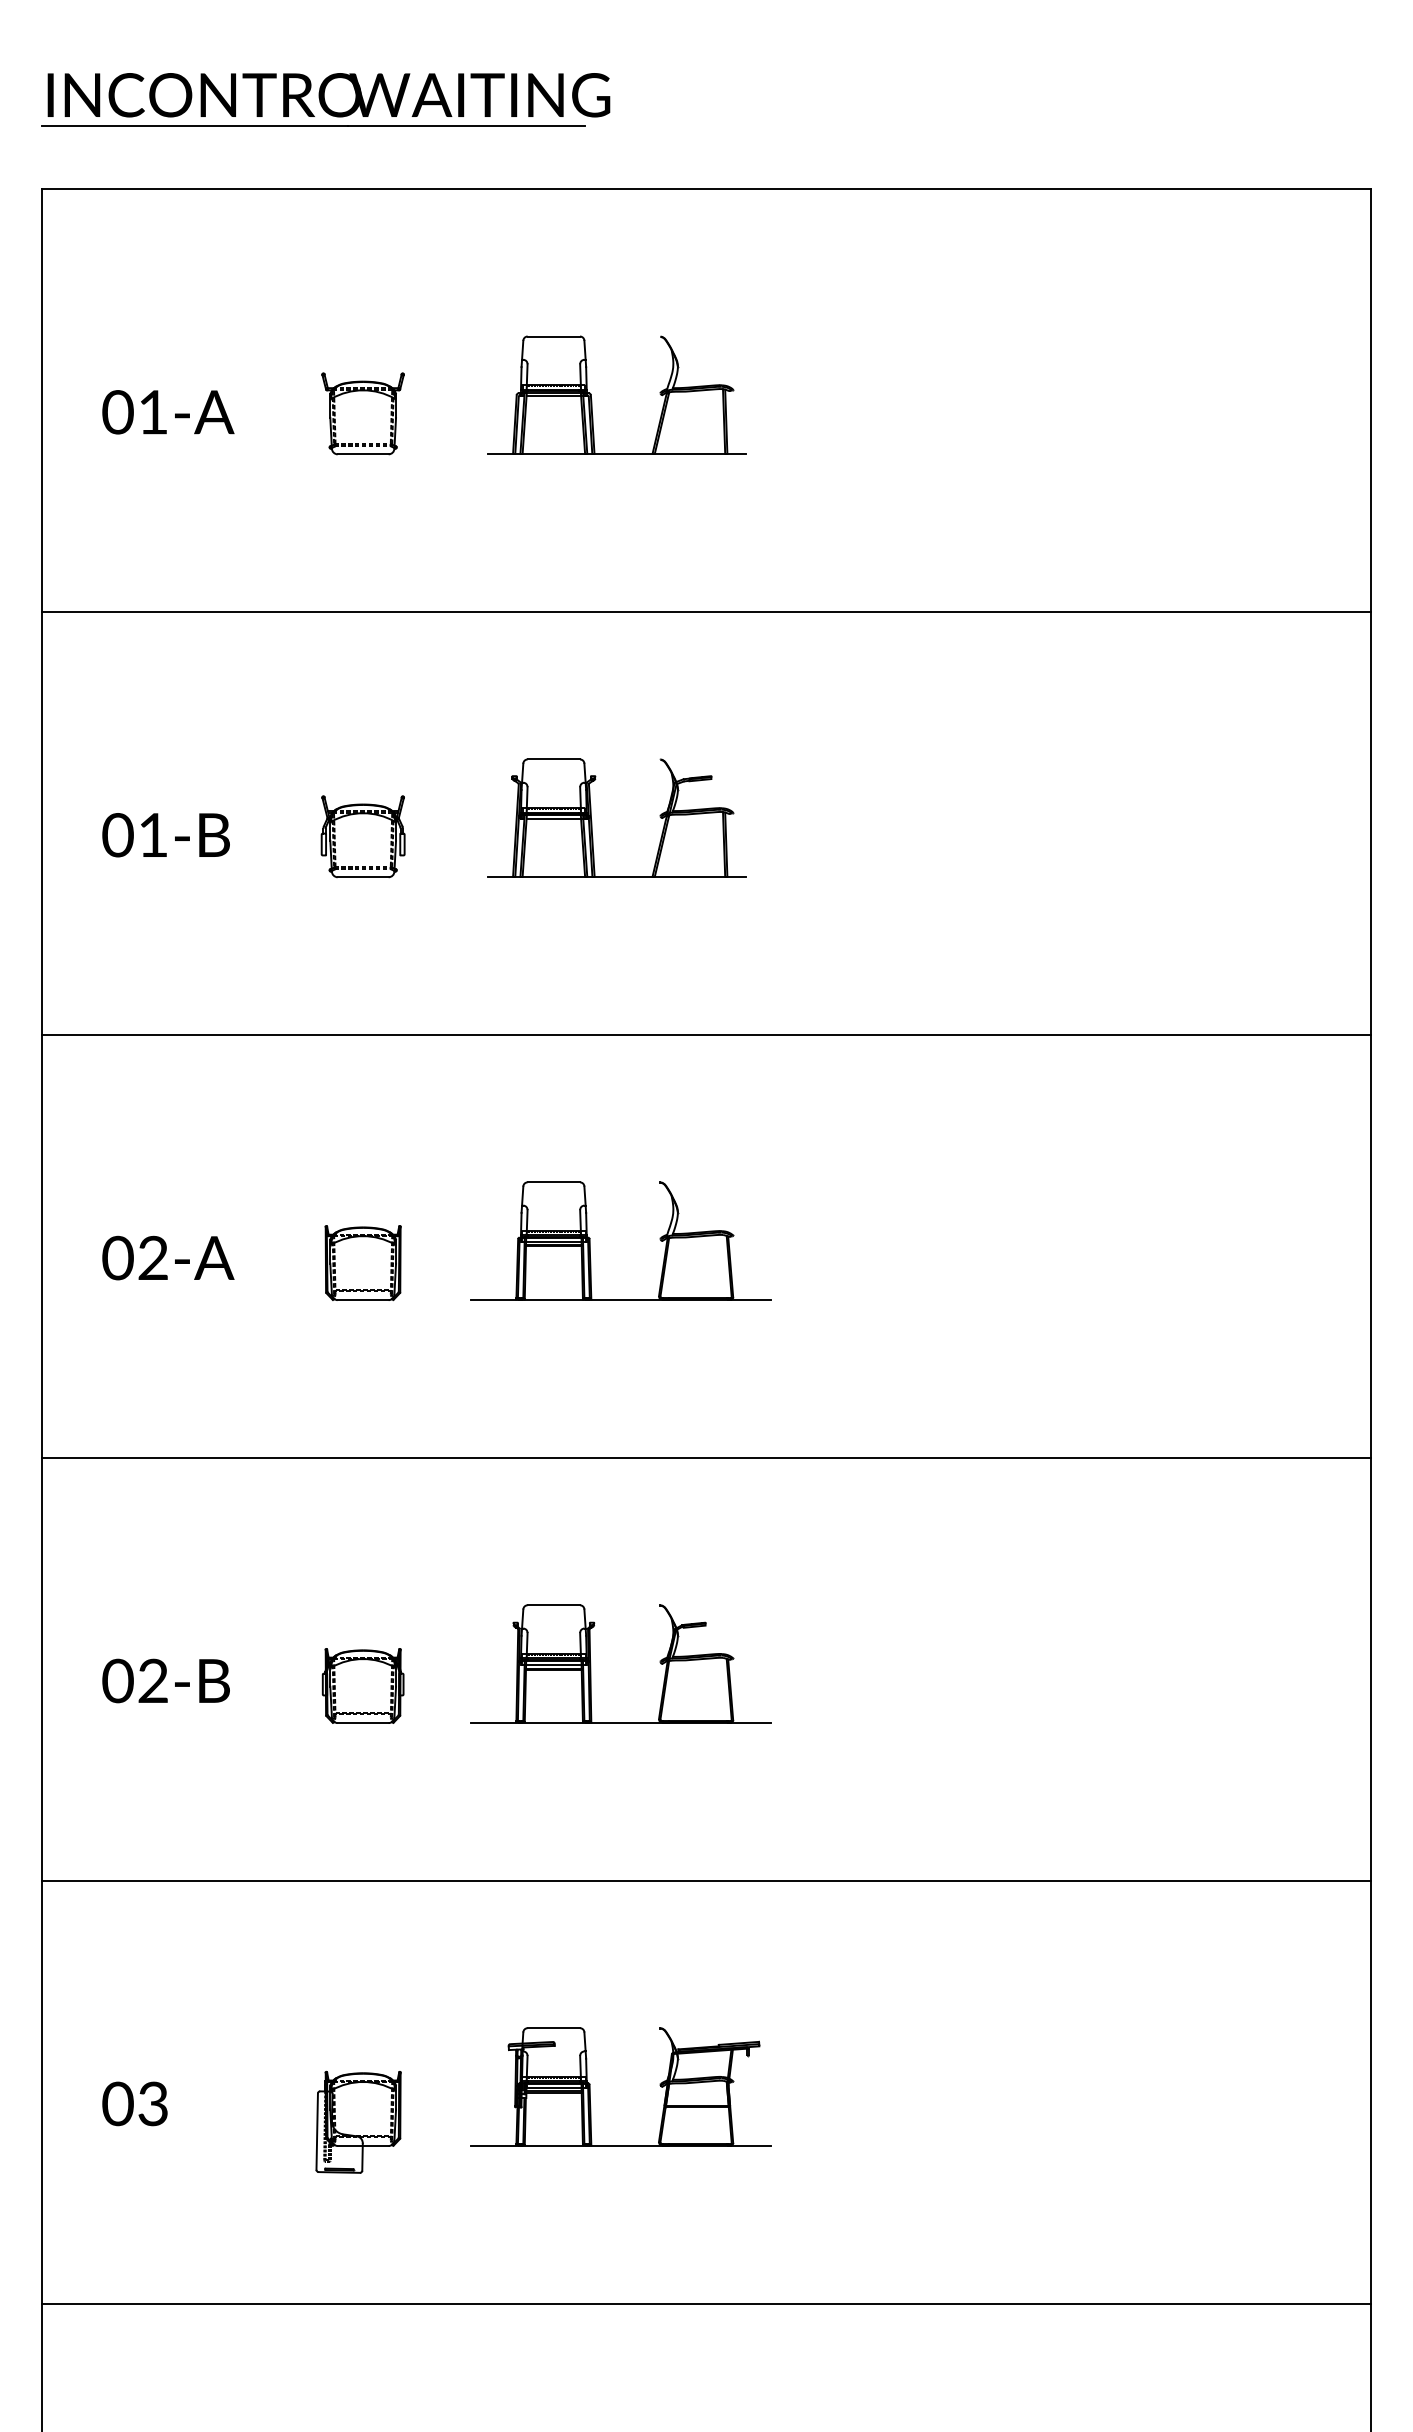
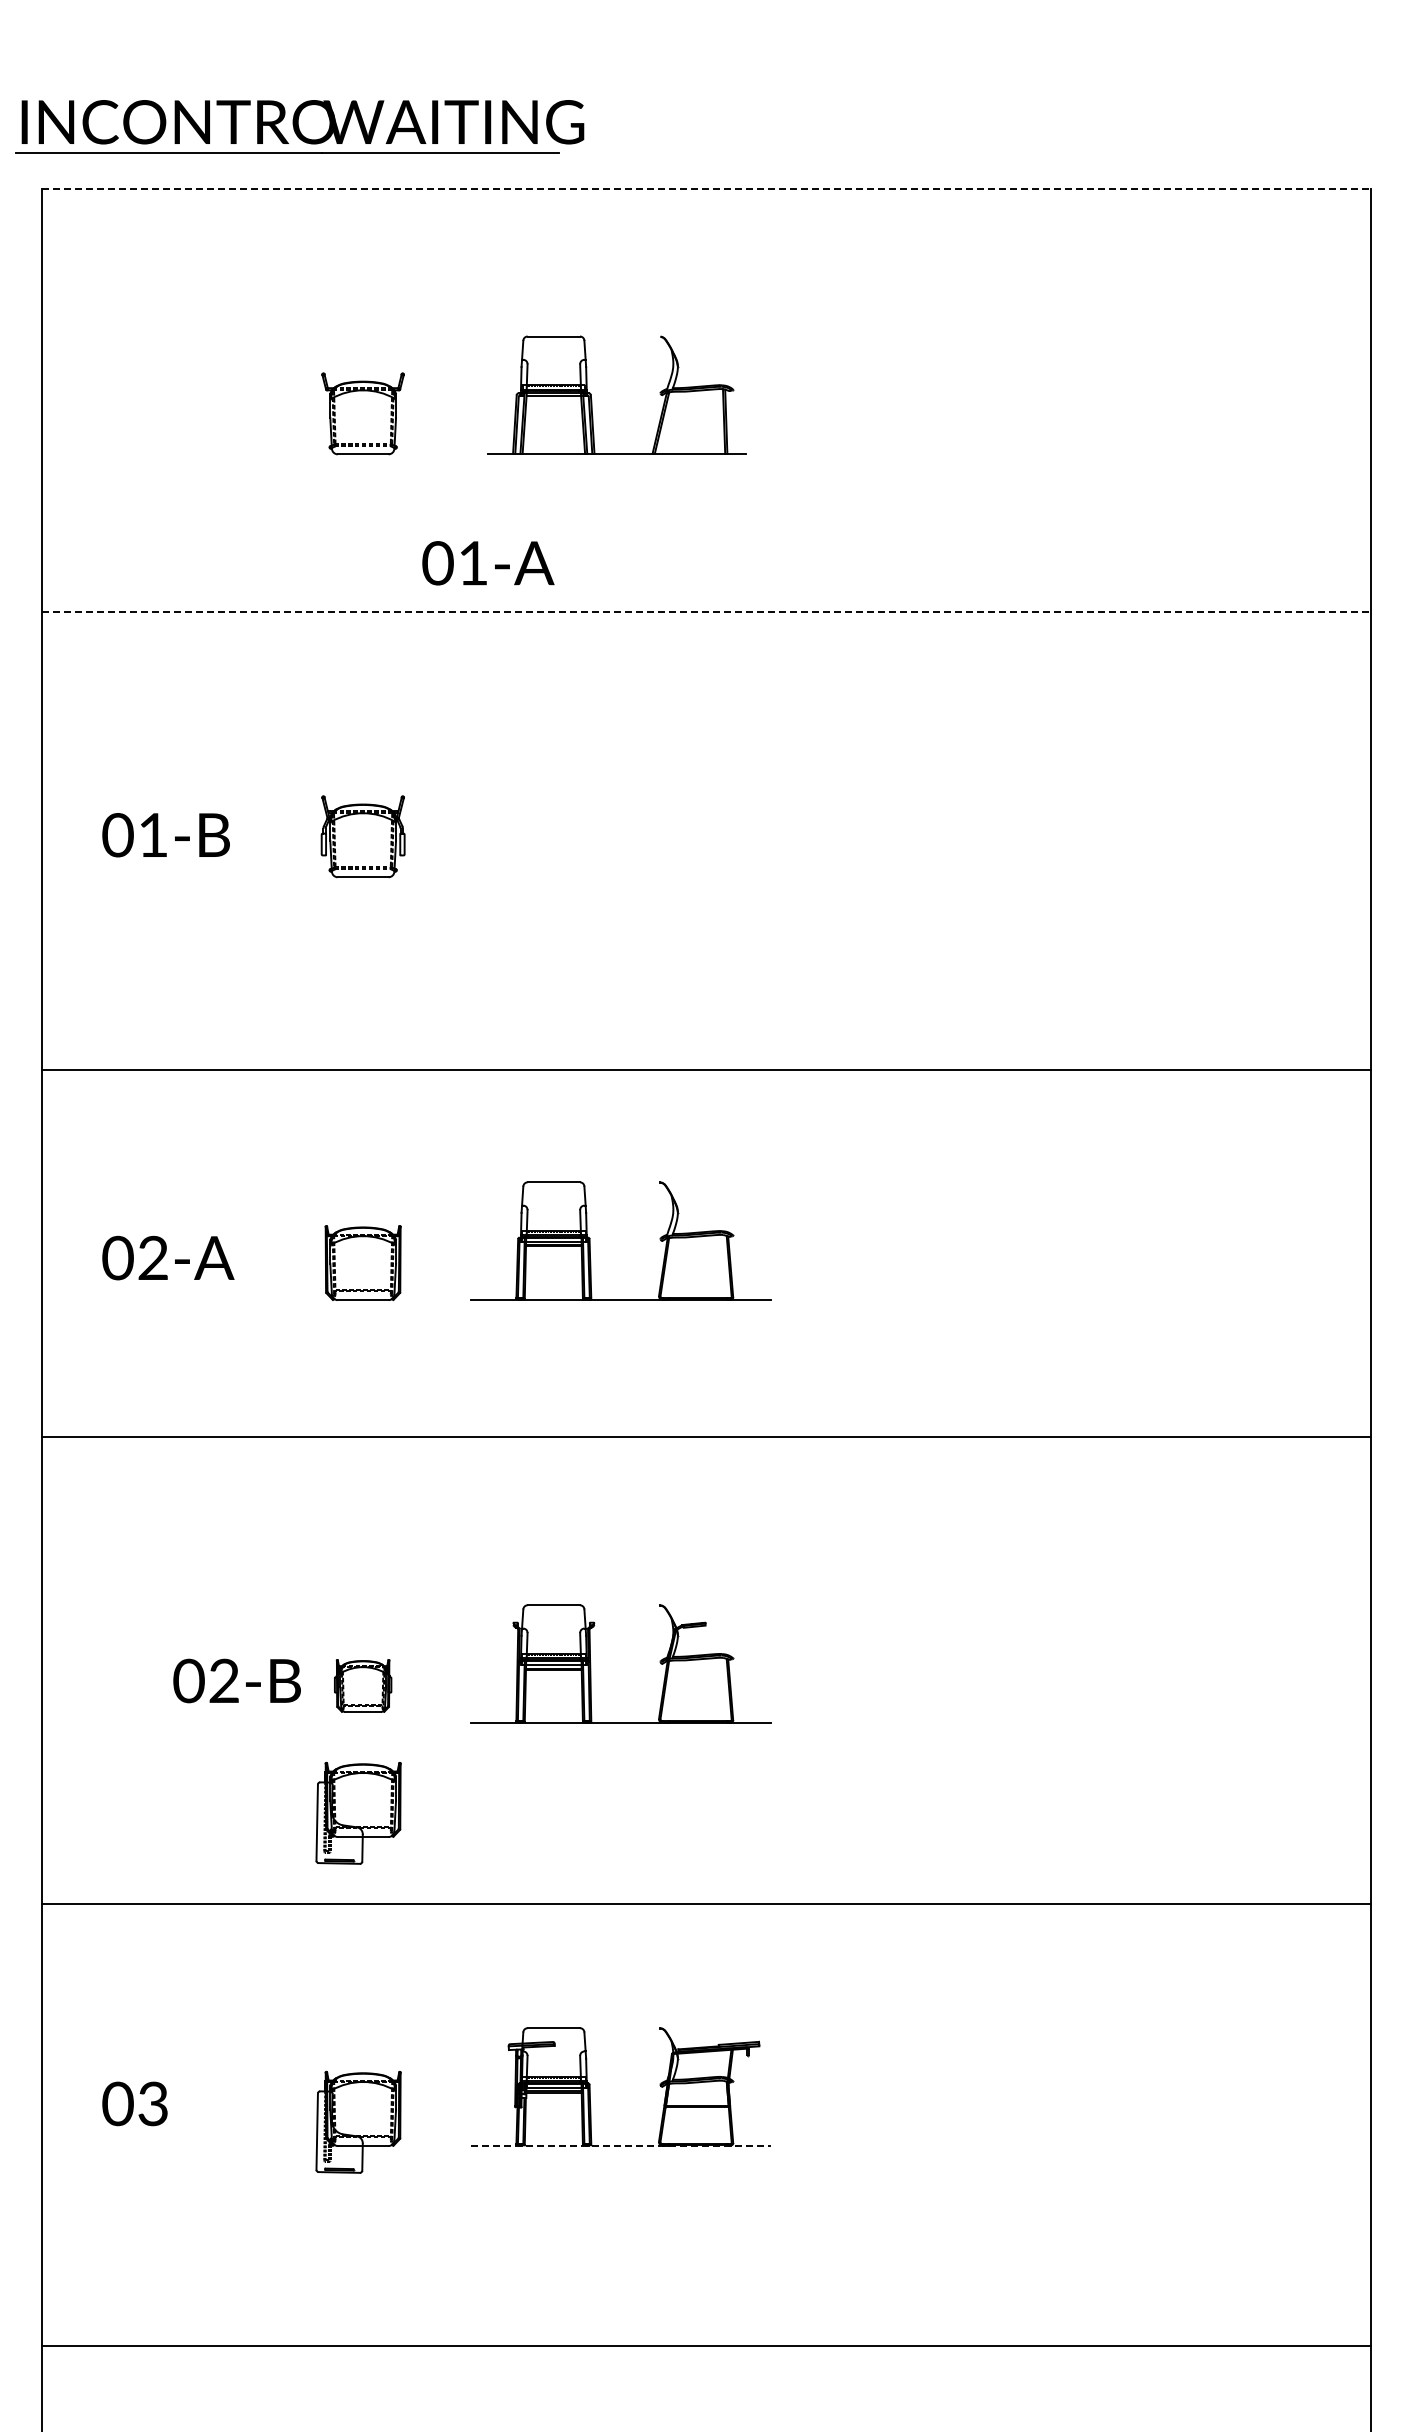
part position: (325, 99) -> (299, 126) (299, 126)
line: solid -> dashed (706, 188)
text position: (168, 412) -> (488, 563) (488, 563)
line: solid -> dashed (706, 611)
part: present -> none (592, 820)
line position: (706, 1034) -> (706, 1069) (706, 1069)
line position: (706, 1457) -> (706, 1436) (706, 1436)
text position: (165, 1680) -> (236, 1680) (236, 1680)
part size: 84x76 px -> 59x54 px (363, 1685)
part: none -> present (358, 1812)
line position: (706, 1880) -> (706, 1903) (706, 1903)
line: solid -> dashed (621, 2145)
line position: (706, 2303) -> (706, 2345) (706, 2345)
